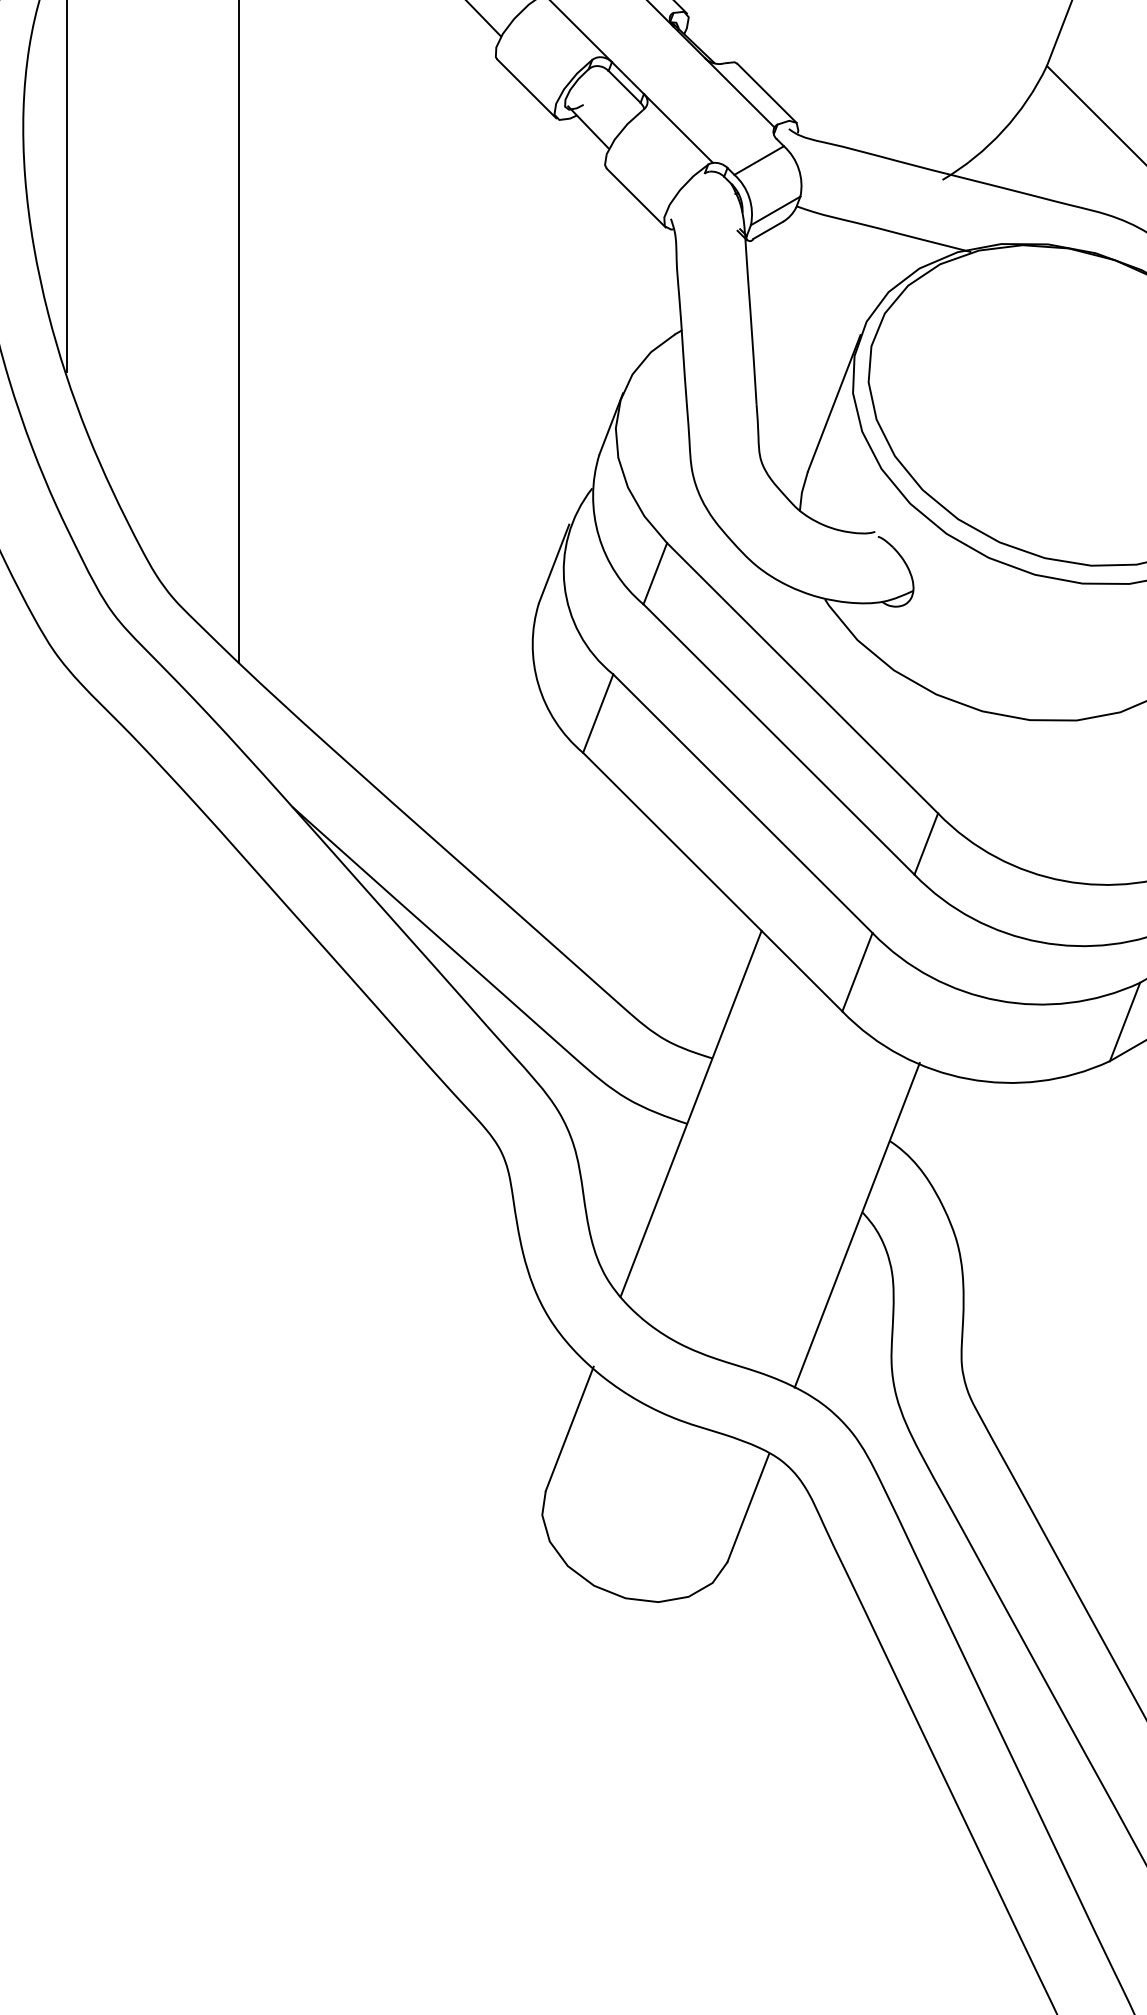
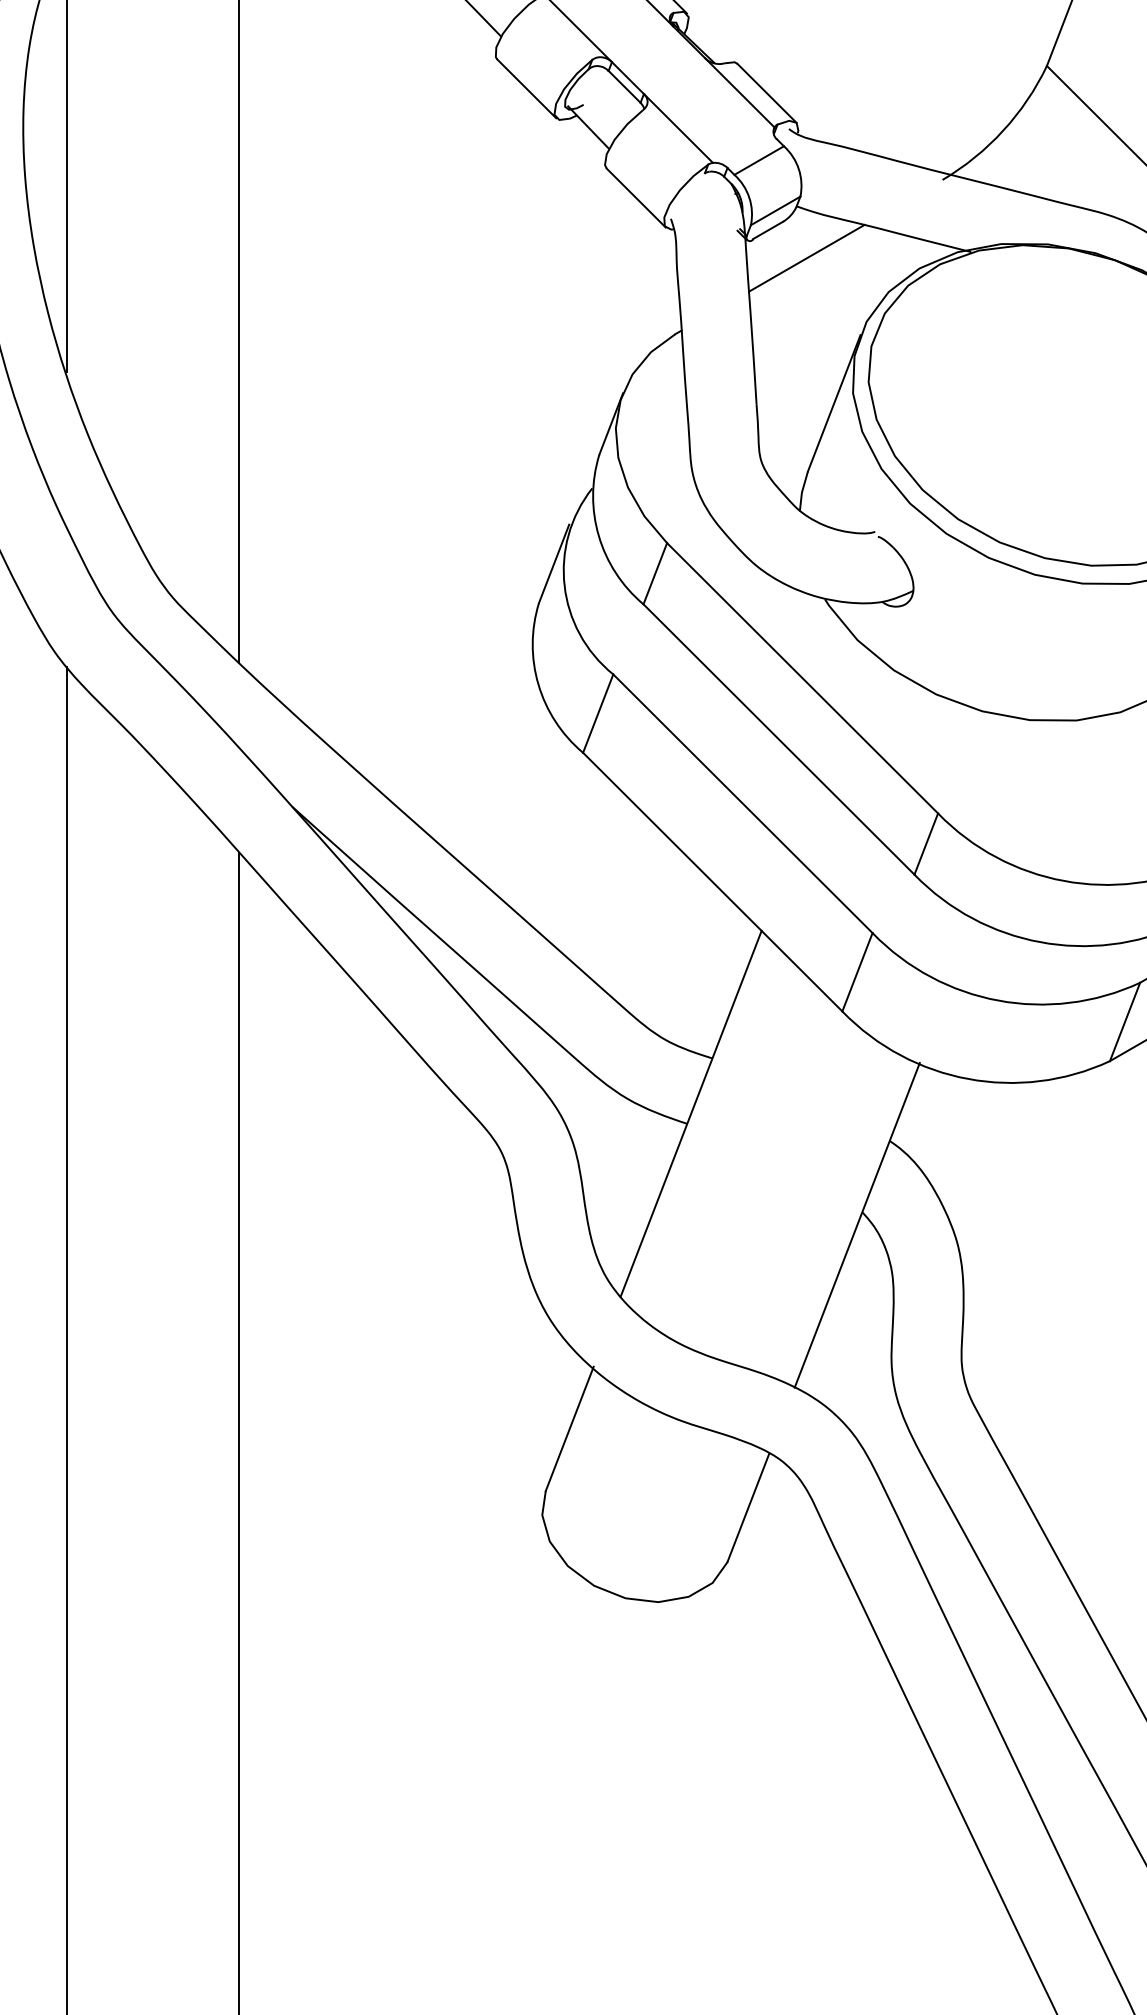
line: none -> present (806, 257)
line: none -> present (67, 1339)
line: none -> present (239, 1431)
